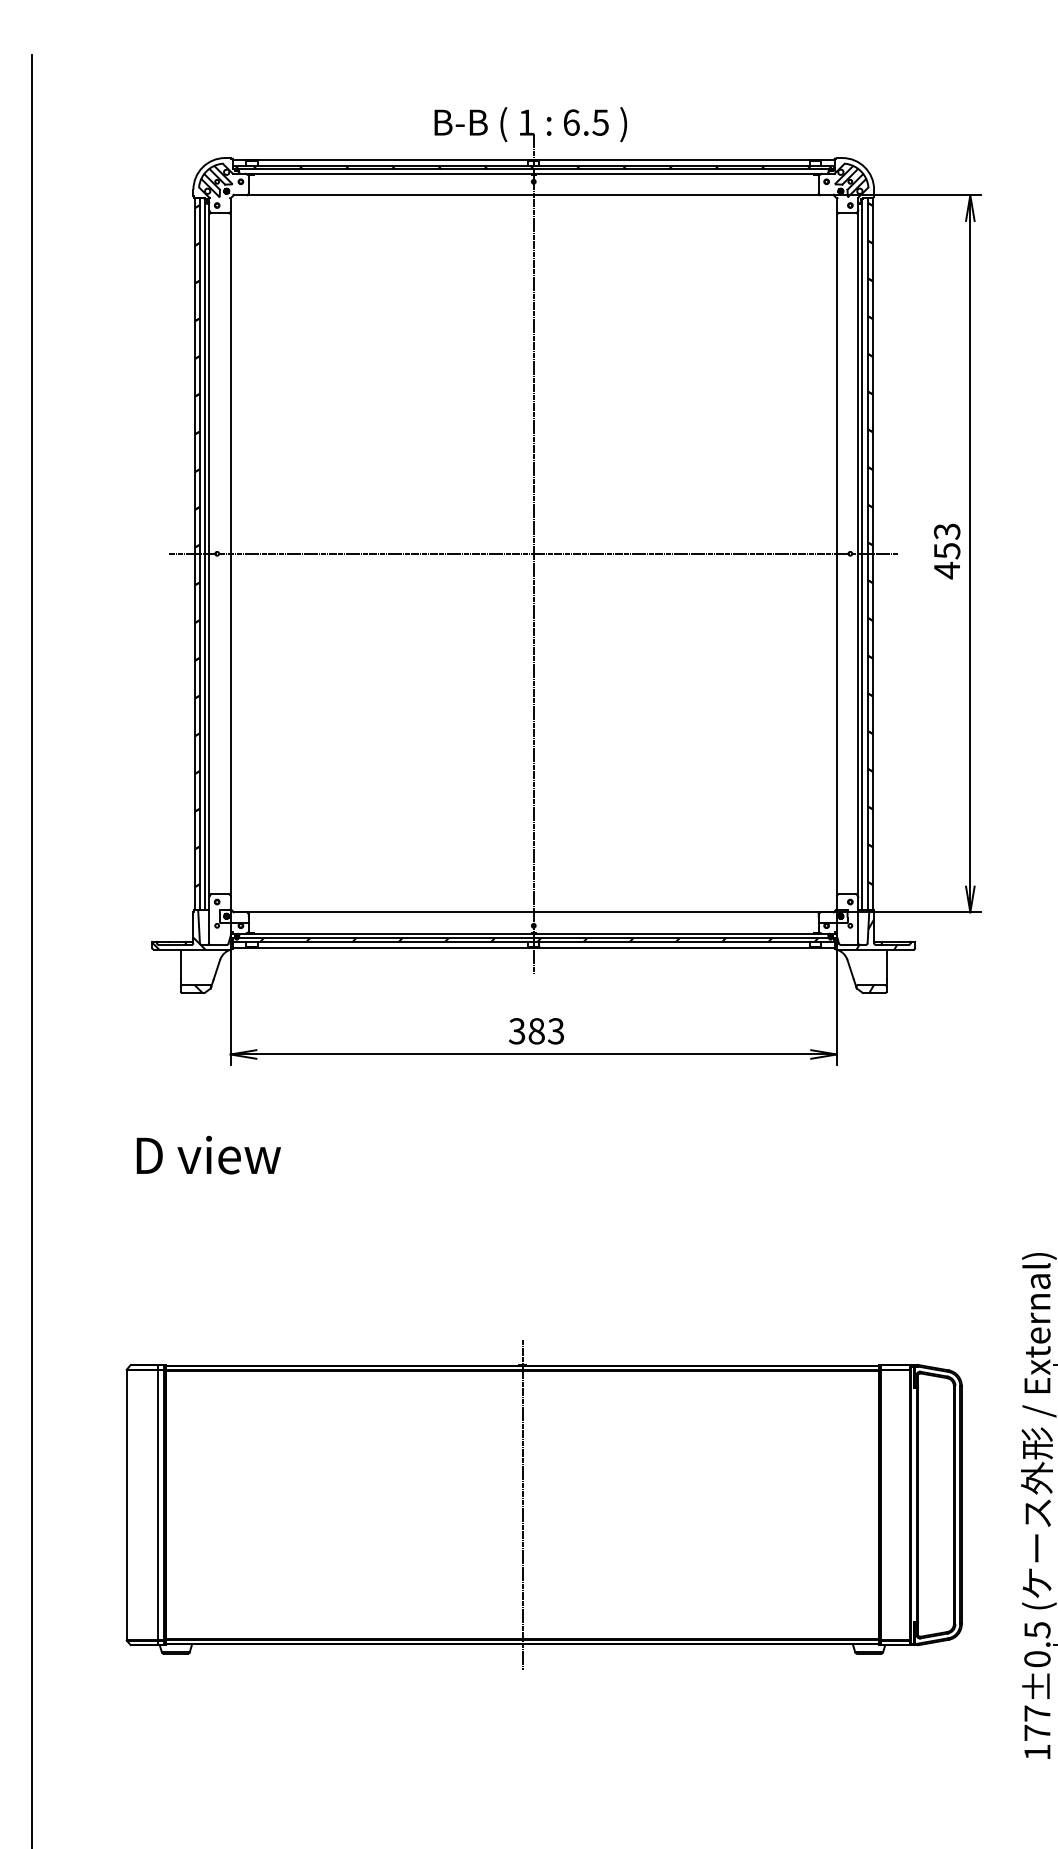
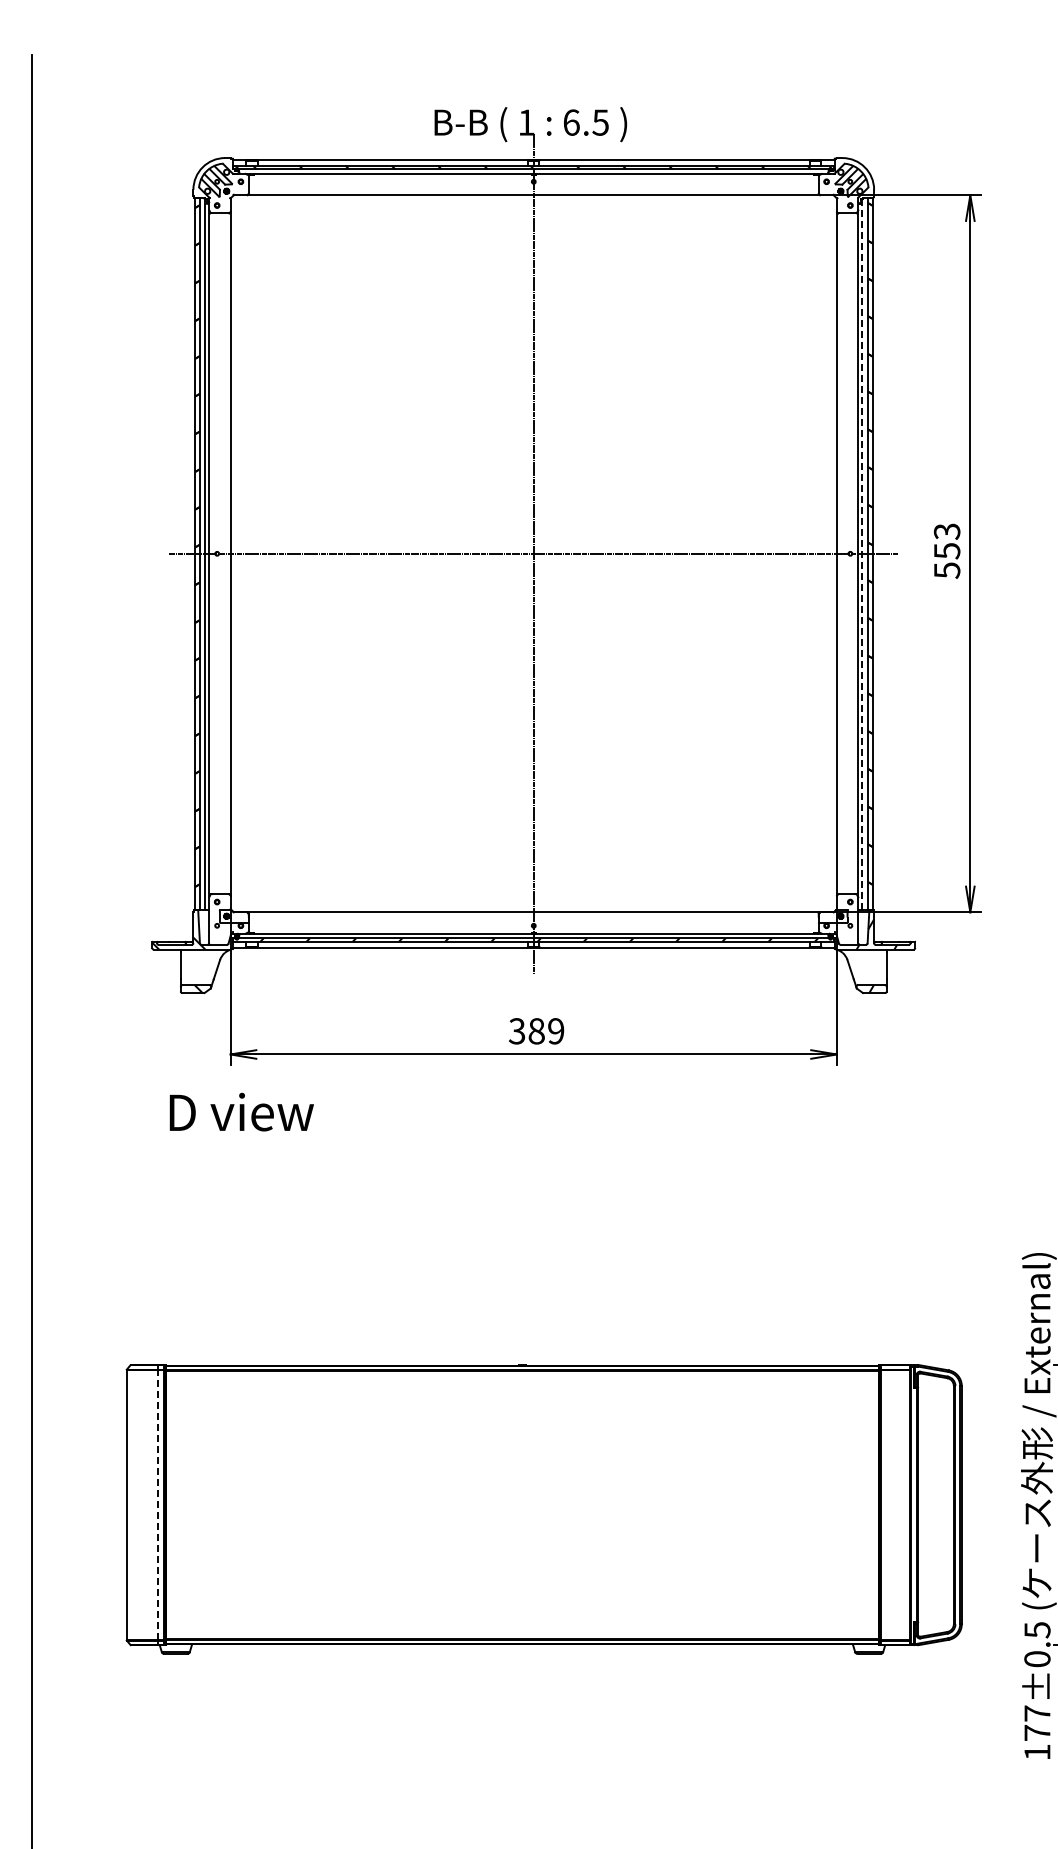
line: solid -> dashed (862, 554)
text: 453 -> 553 (947, 570)
text: 383 -> 389 (555, 1031)
text position: (208, 1154) -> (241, 1111) (241, 1111)
line: solid -> dashed (158, 1504)
line: present -> none (522, 1504)
